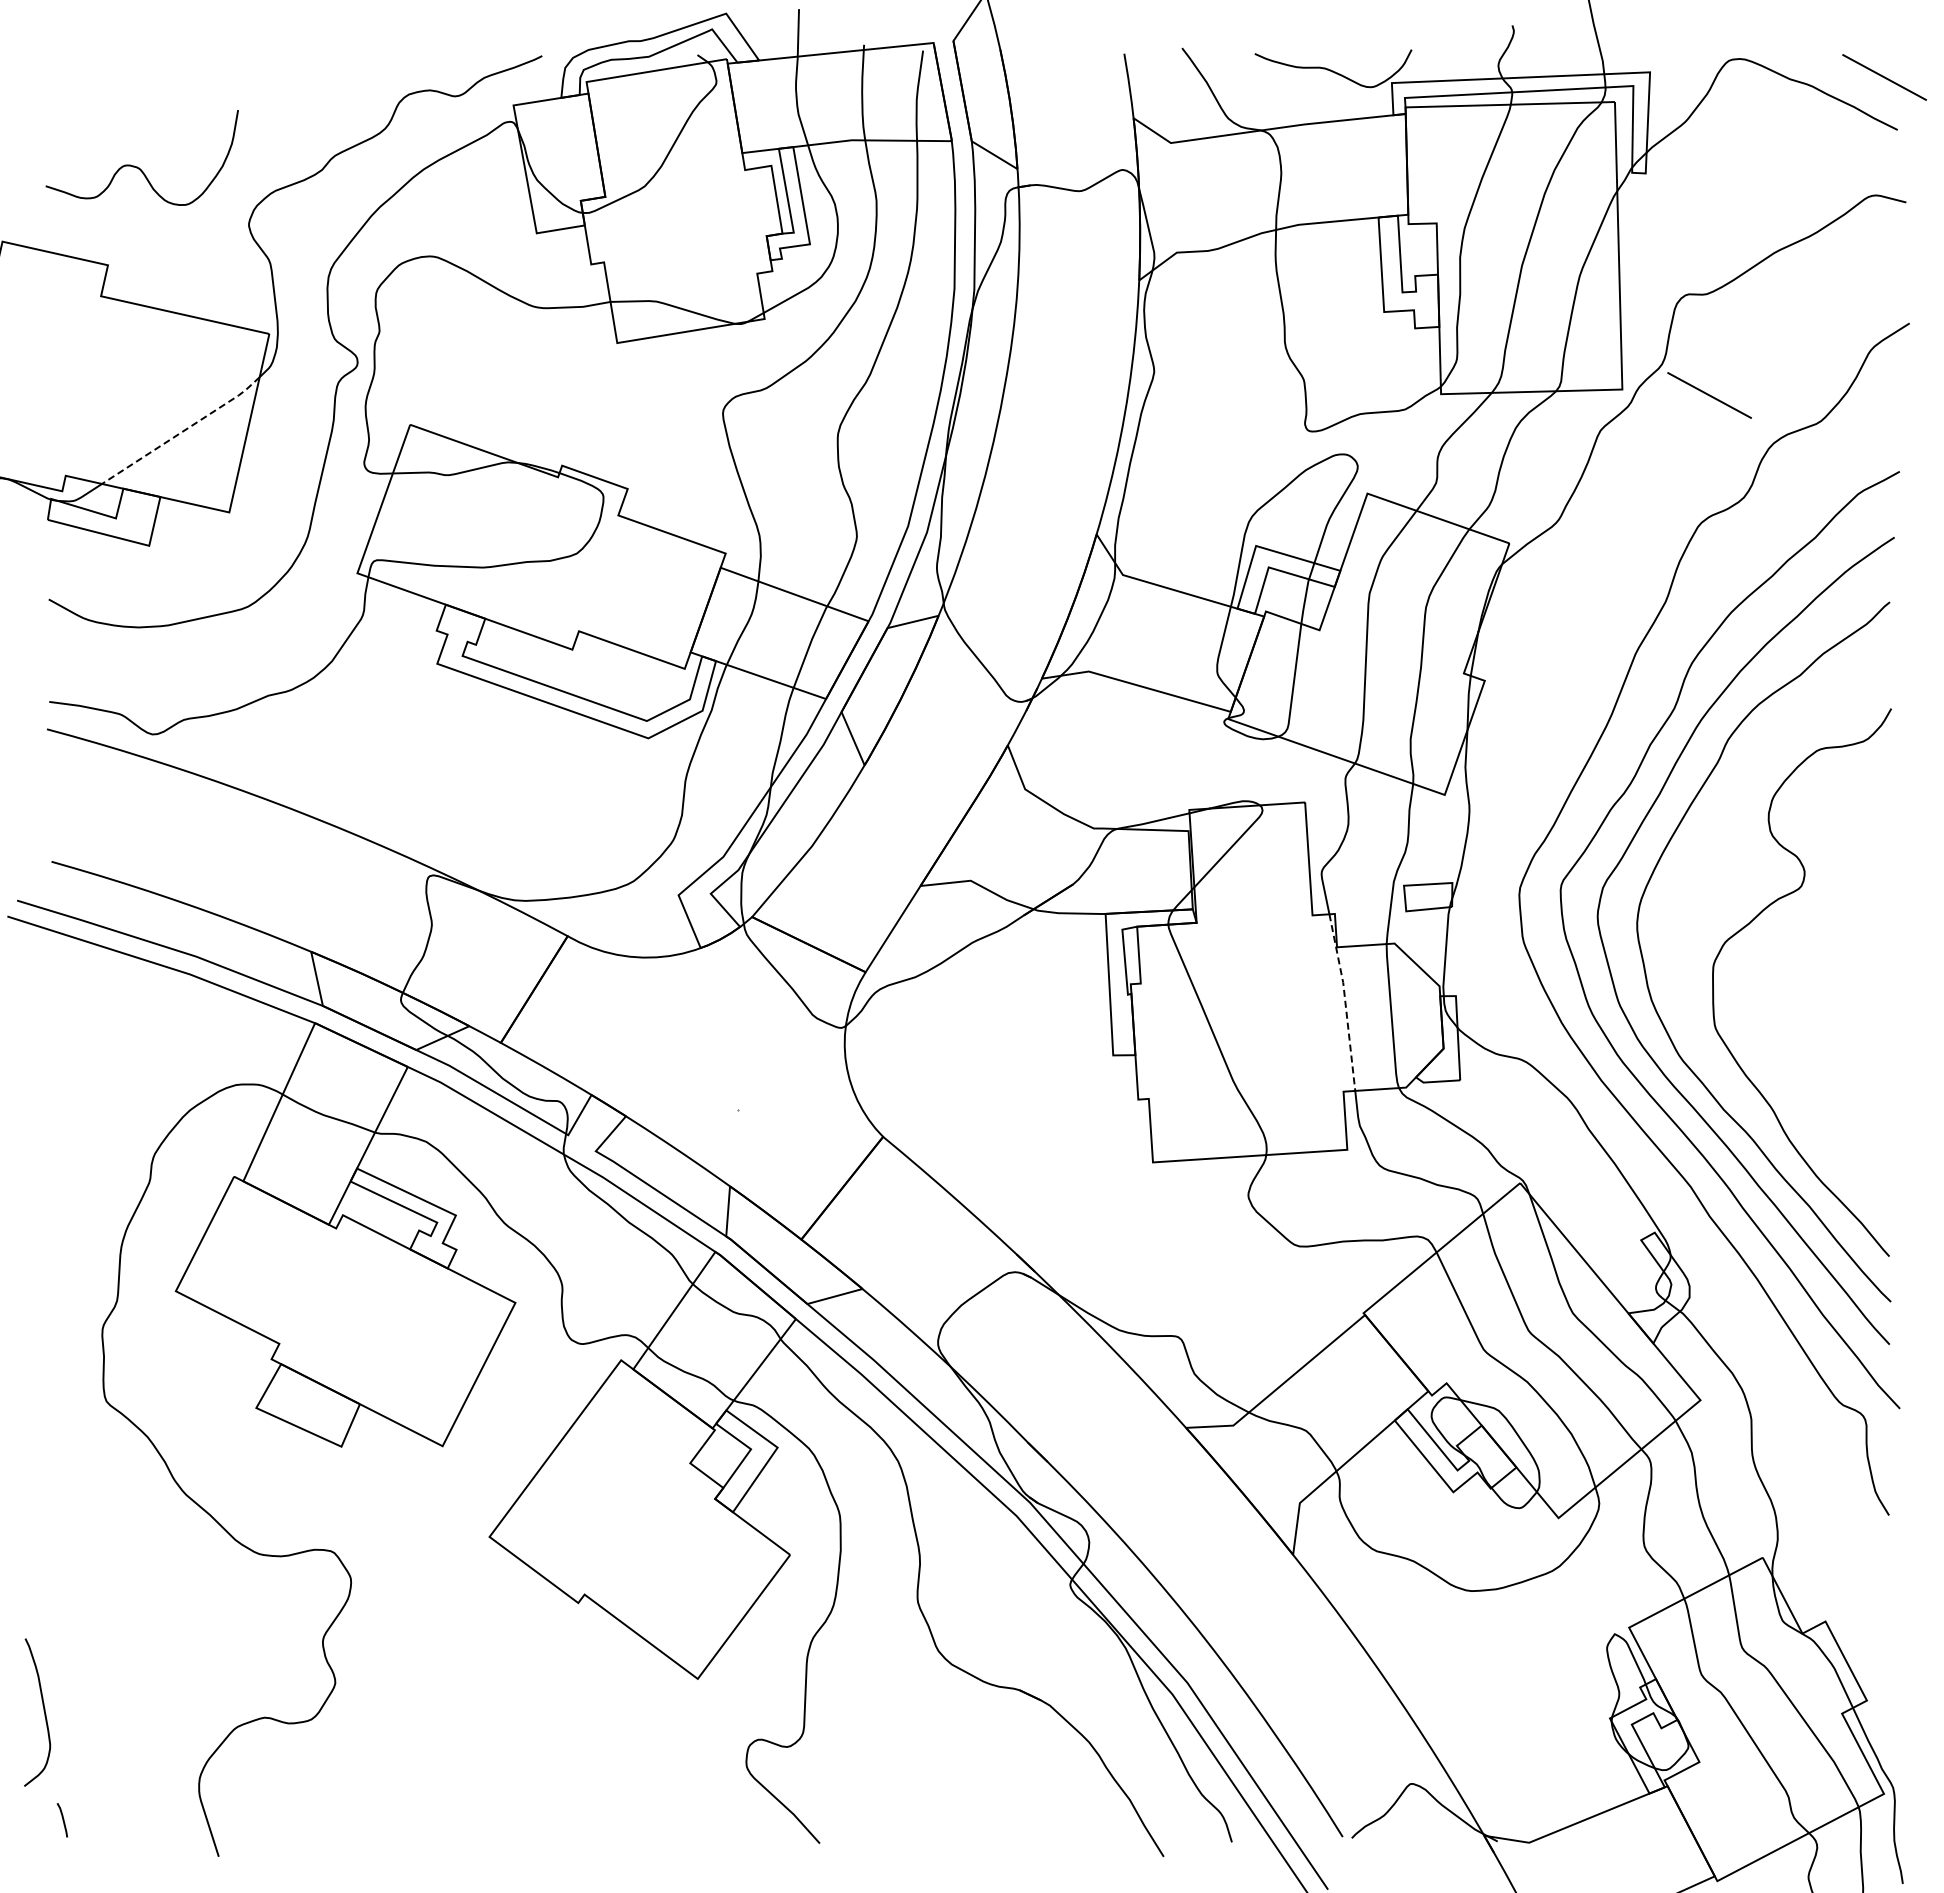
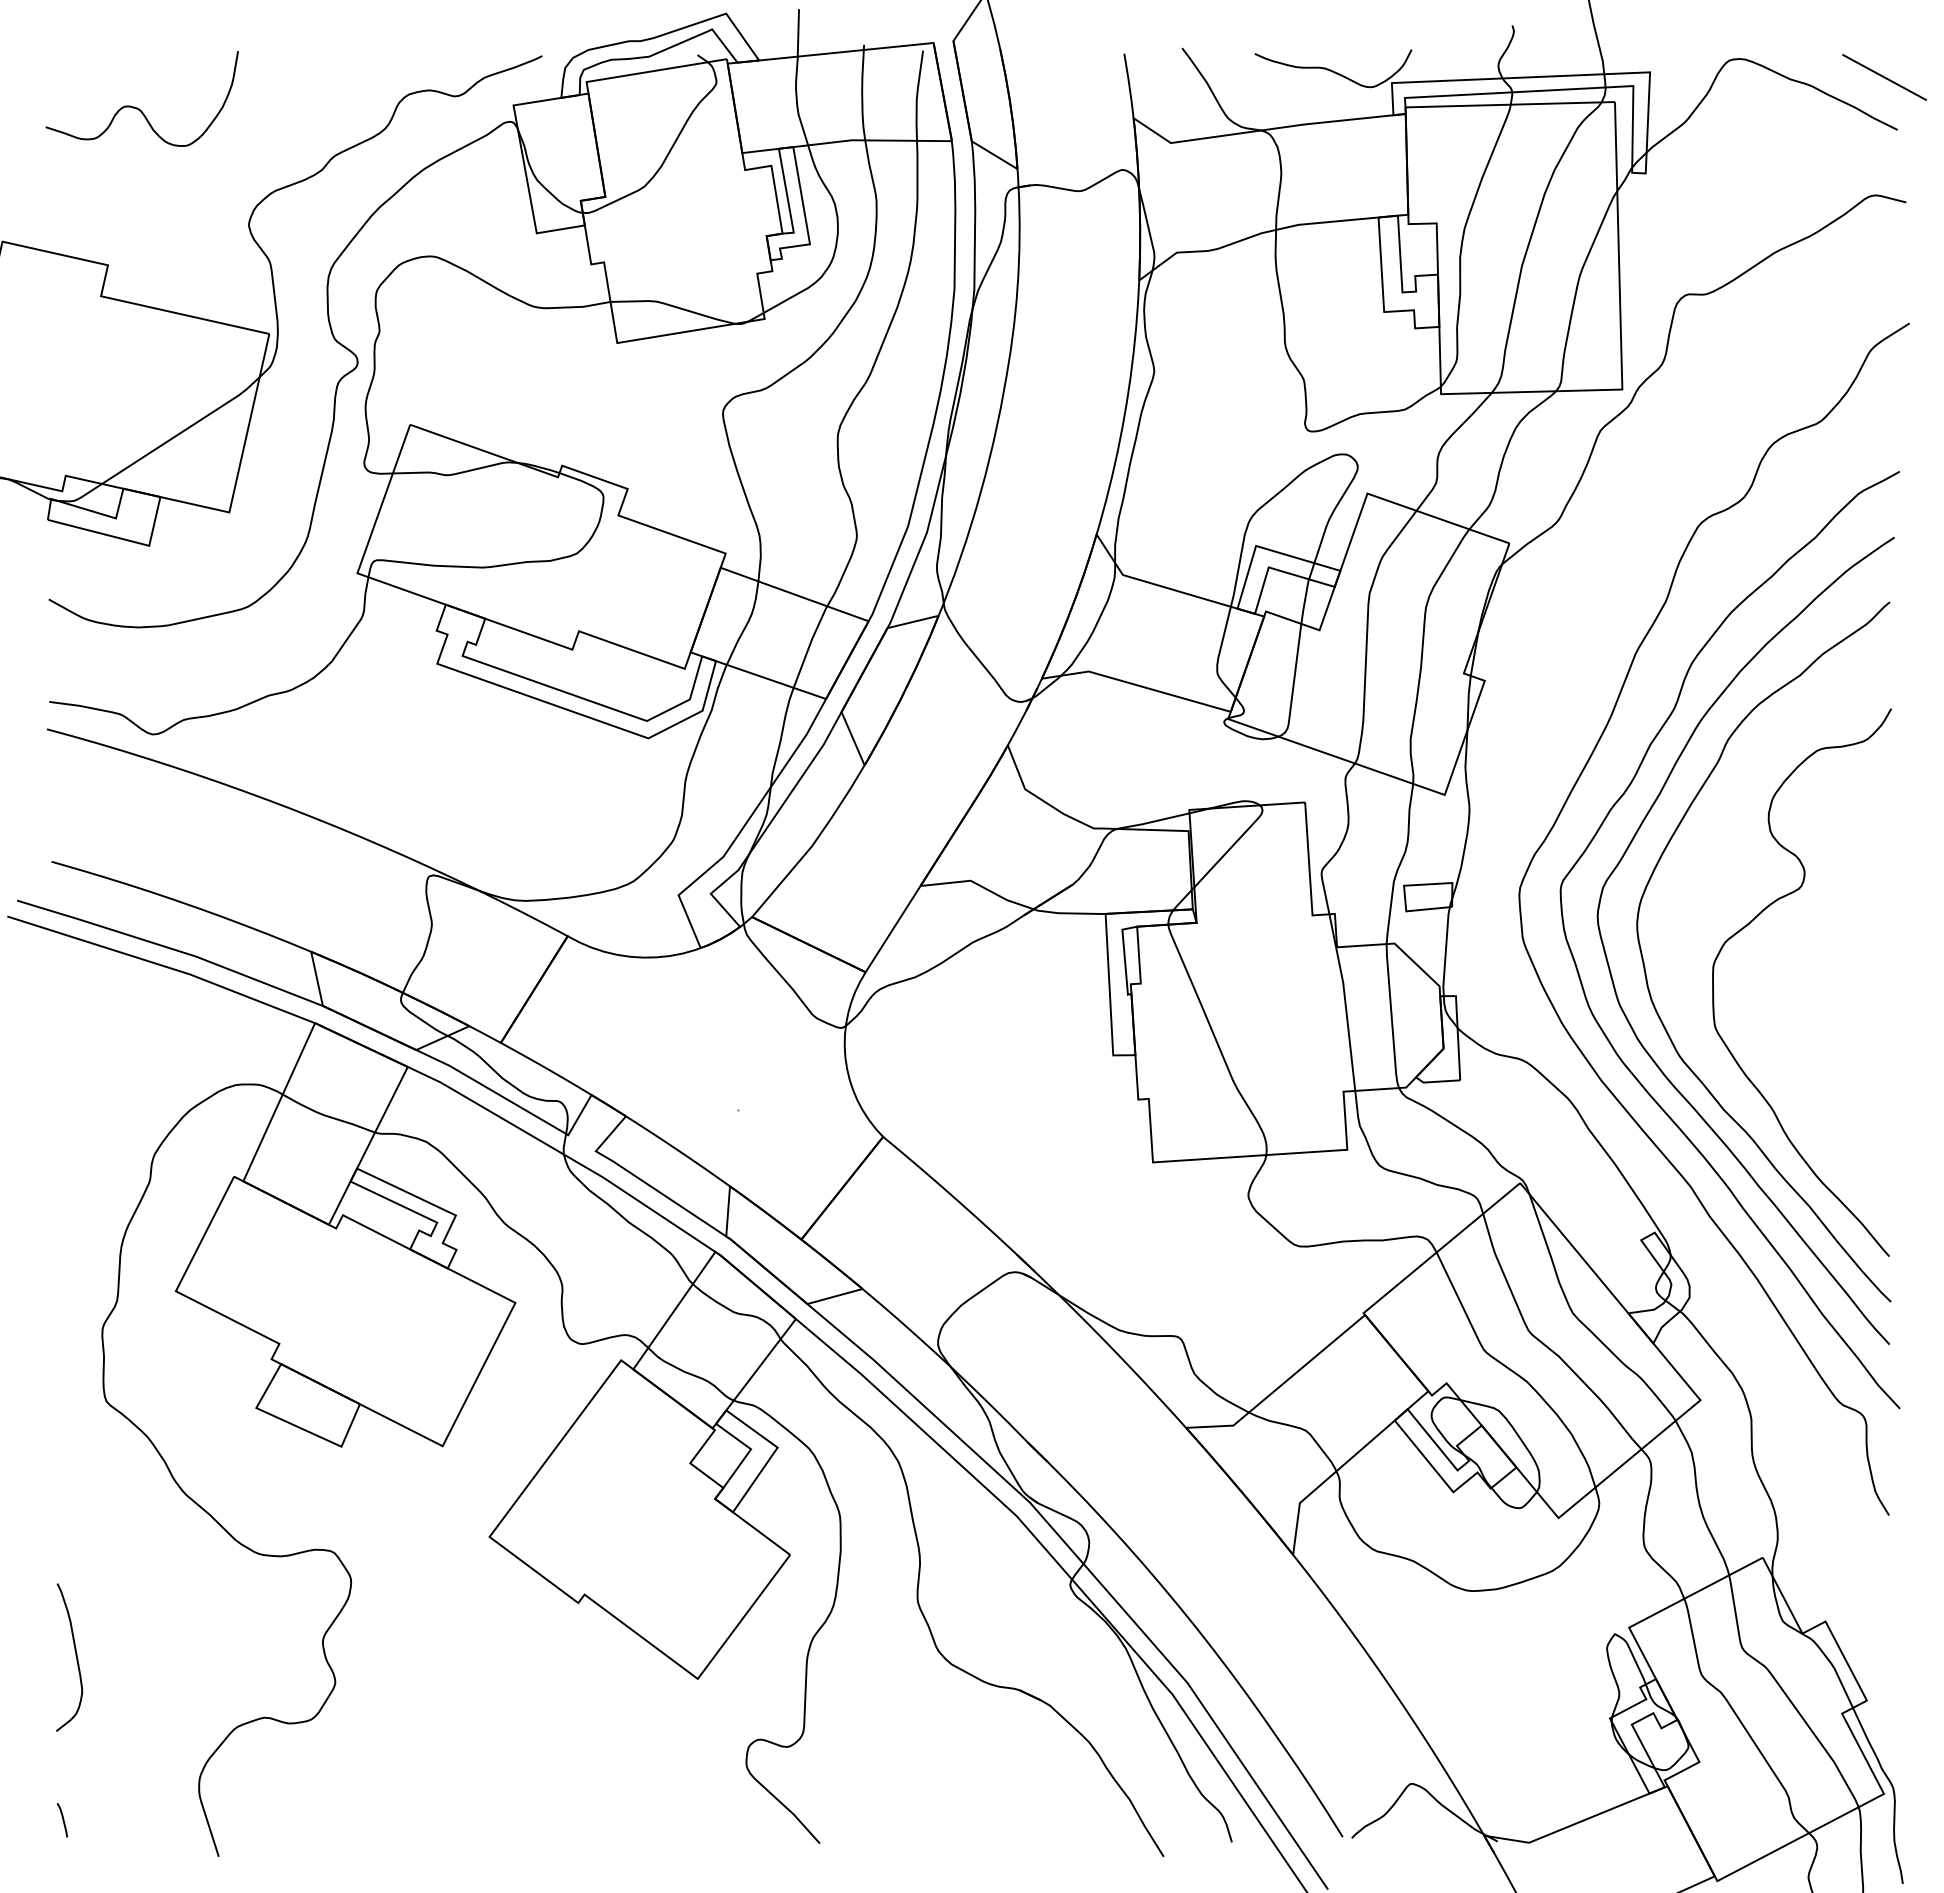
curve position: (137, 166) -> (137, 107) (137, 107)
line: present -> none (1709, 395)
line: dashed -> solid (183, 431)
line: dashed -> solid (1345, 1002)
curve position: (43, 1711) -> (75, 1656) (75, 1656)
